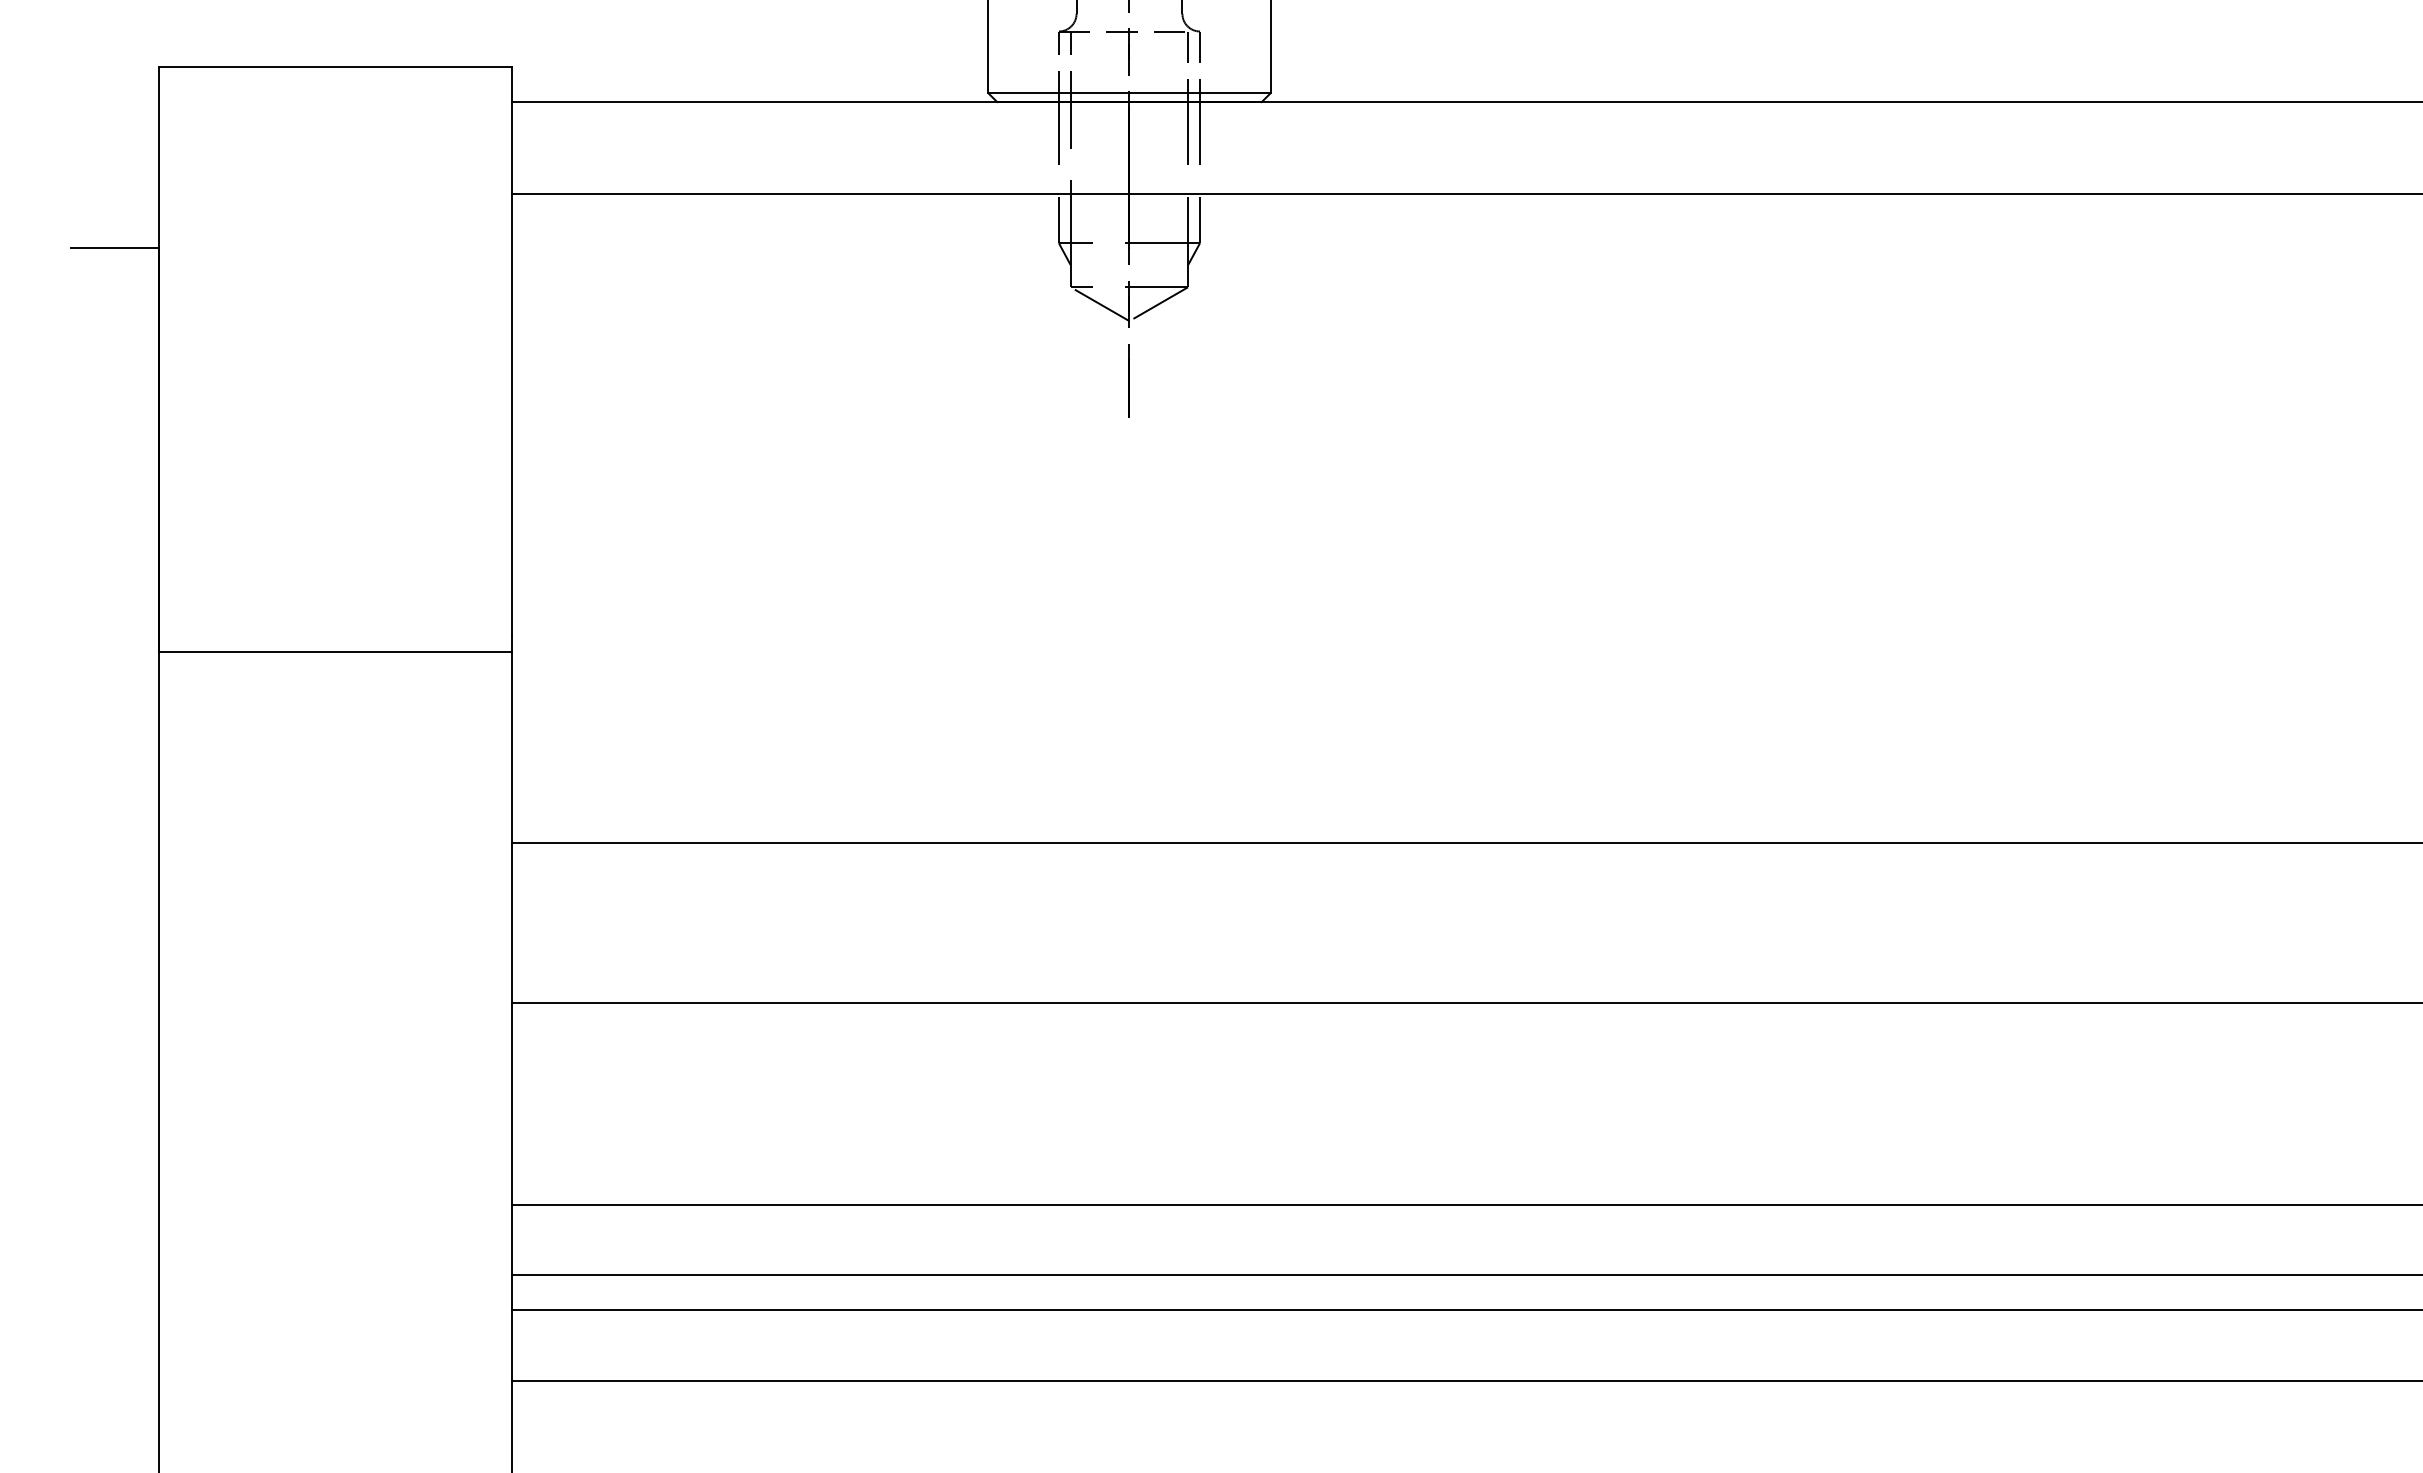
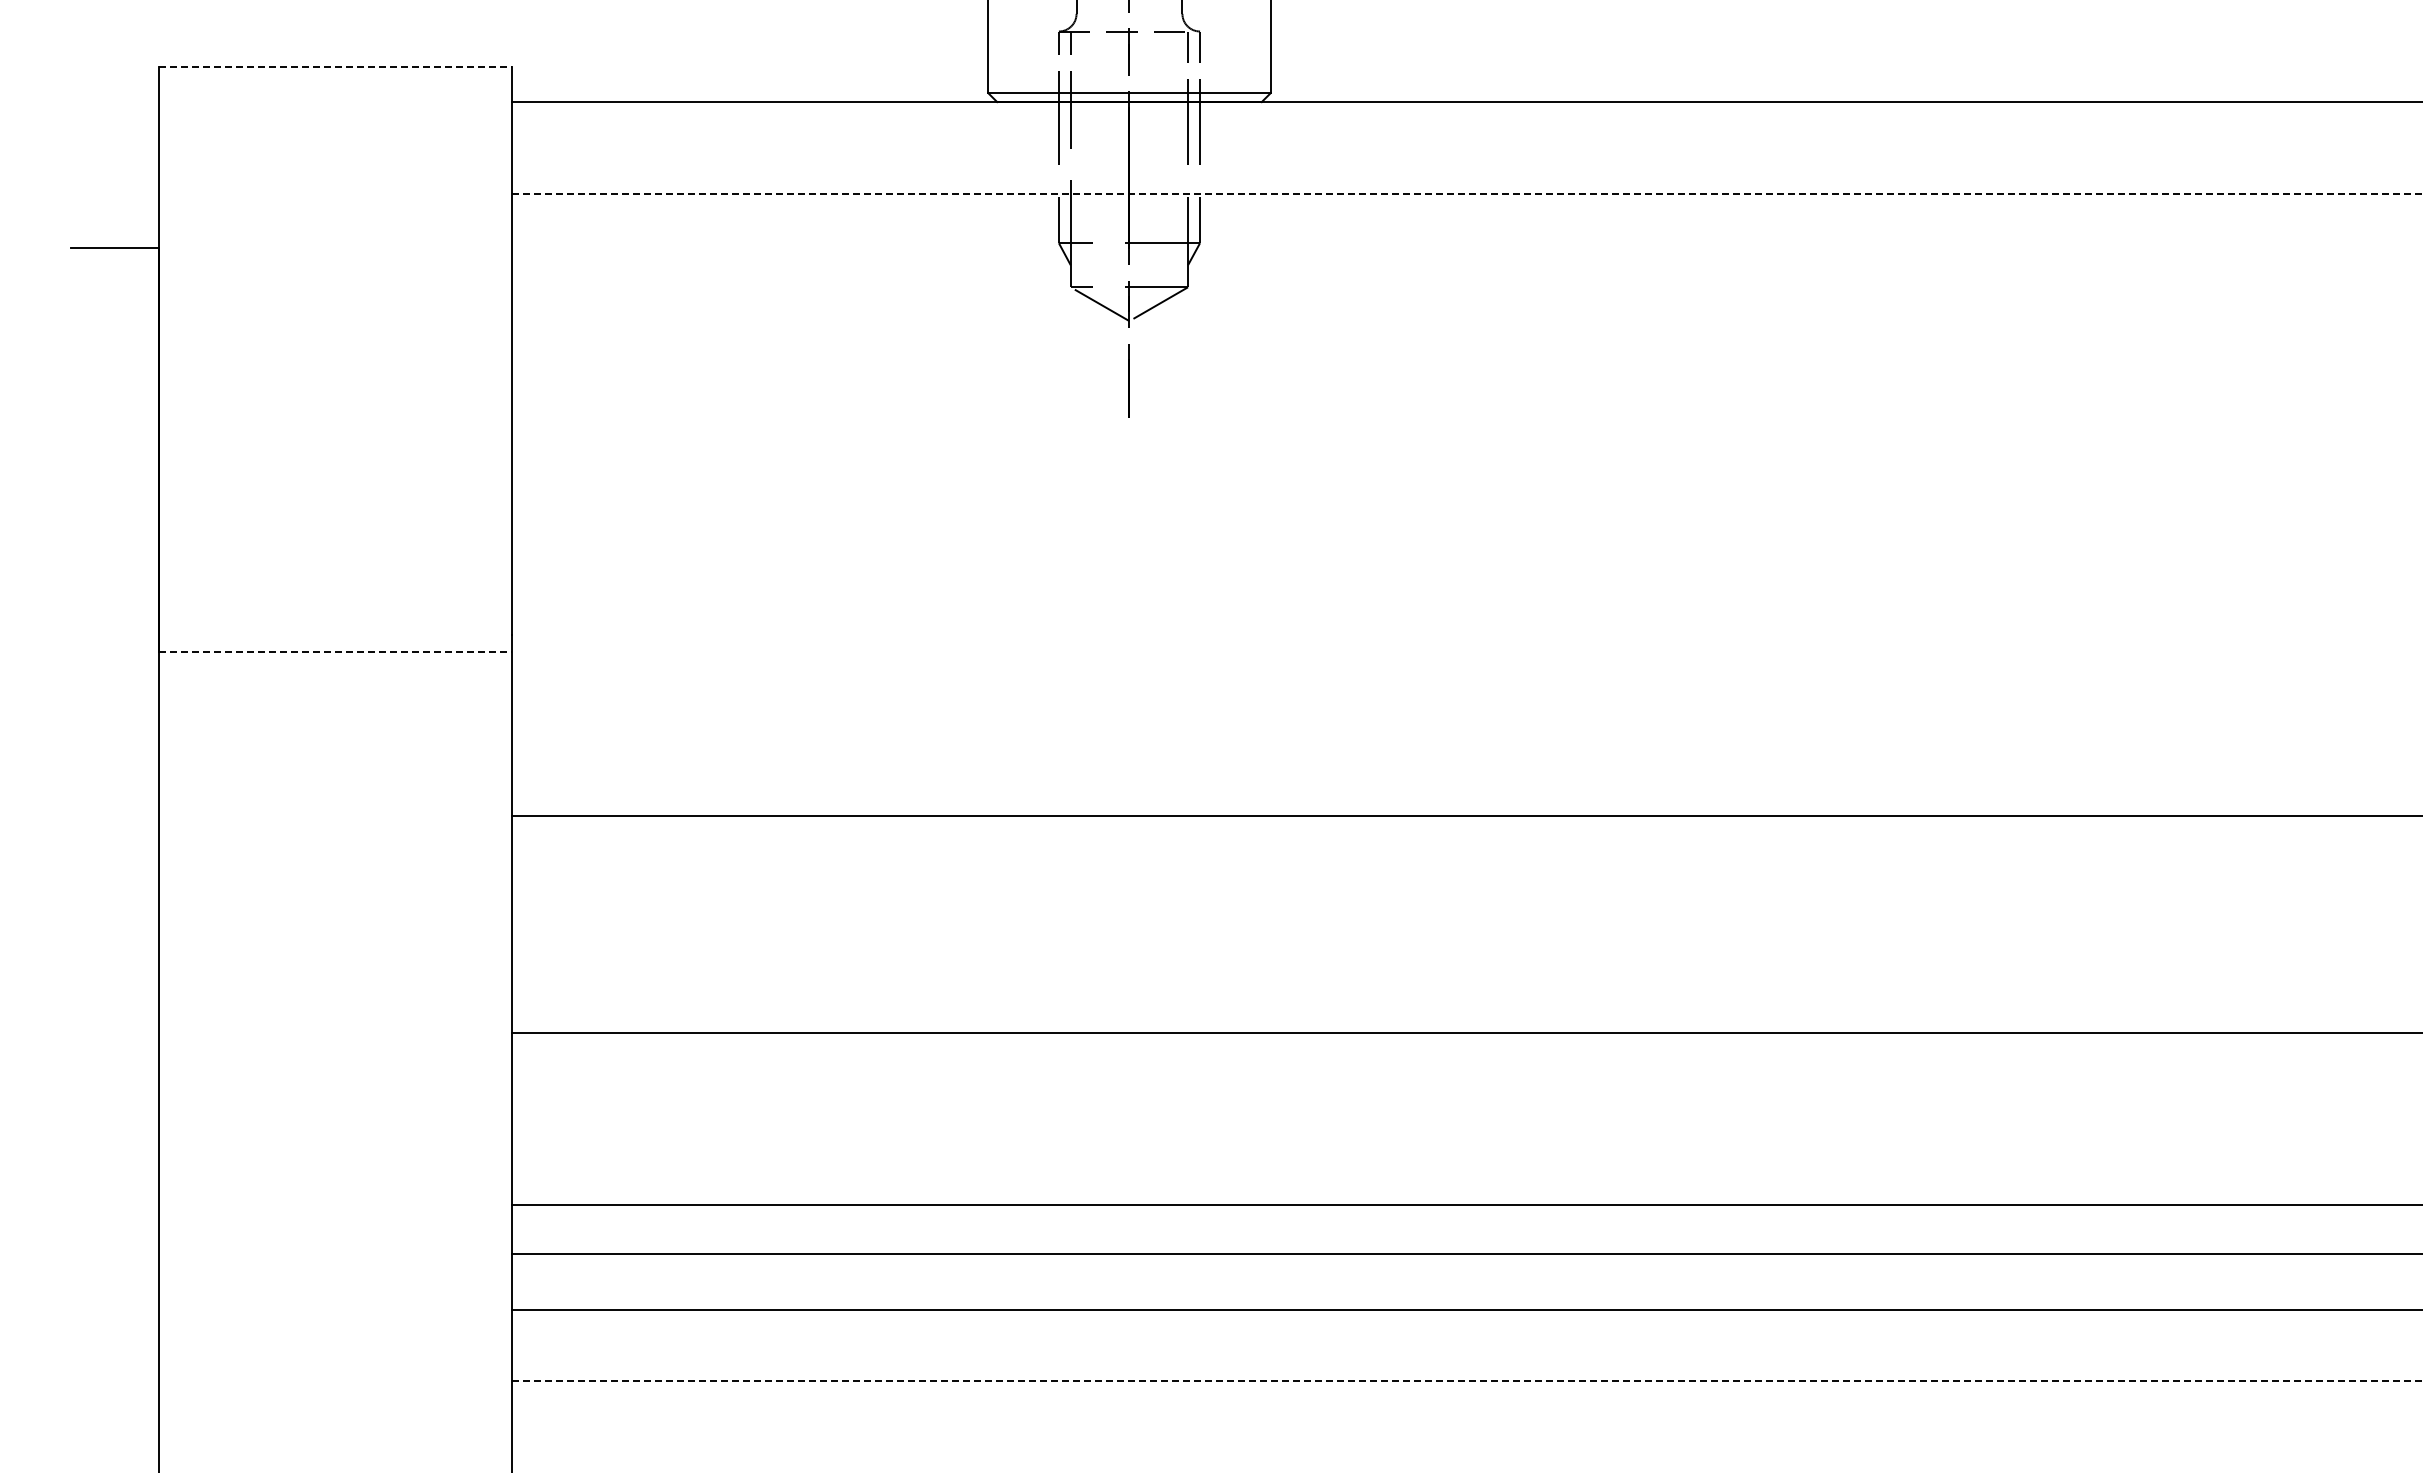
line: solid -> dashed (336, 66)
line: solid -> dashed (1467, 194)
line: solid -> dashed (336, 652)
line position: (1465, 842) -> (1465, 815) (1465, 815)
line position: (1465, 1002) -> (1465, 1032) (1465, 1032)
line position: (1465, 1275) -> (1465, 1254) (1465, 1254)
line: solid -> dashed (1467, 1381)
